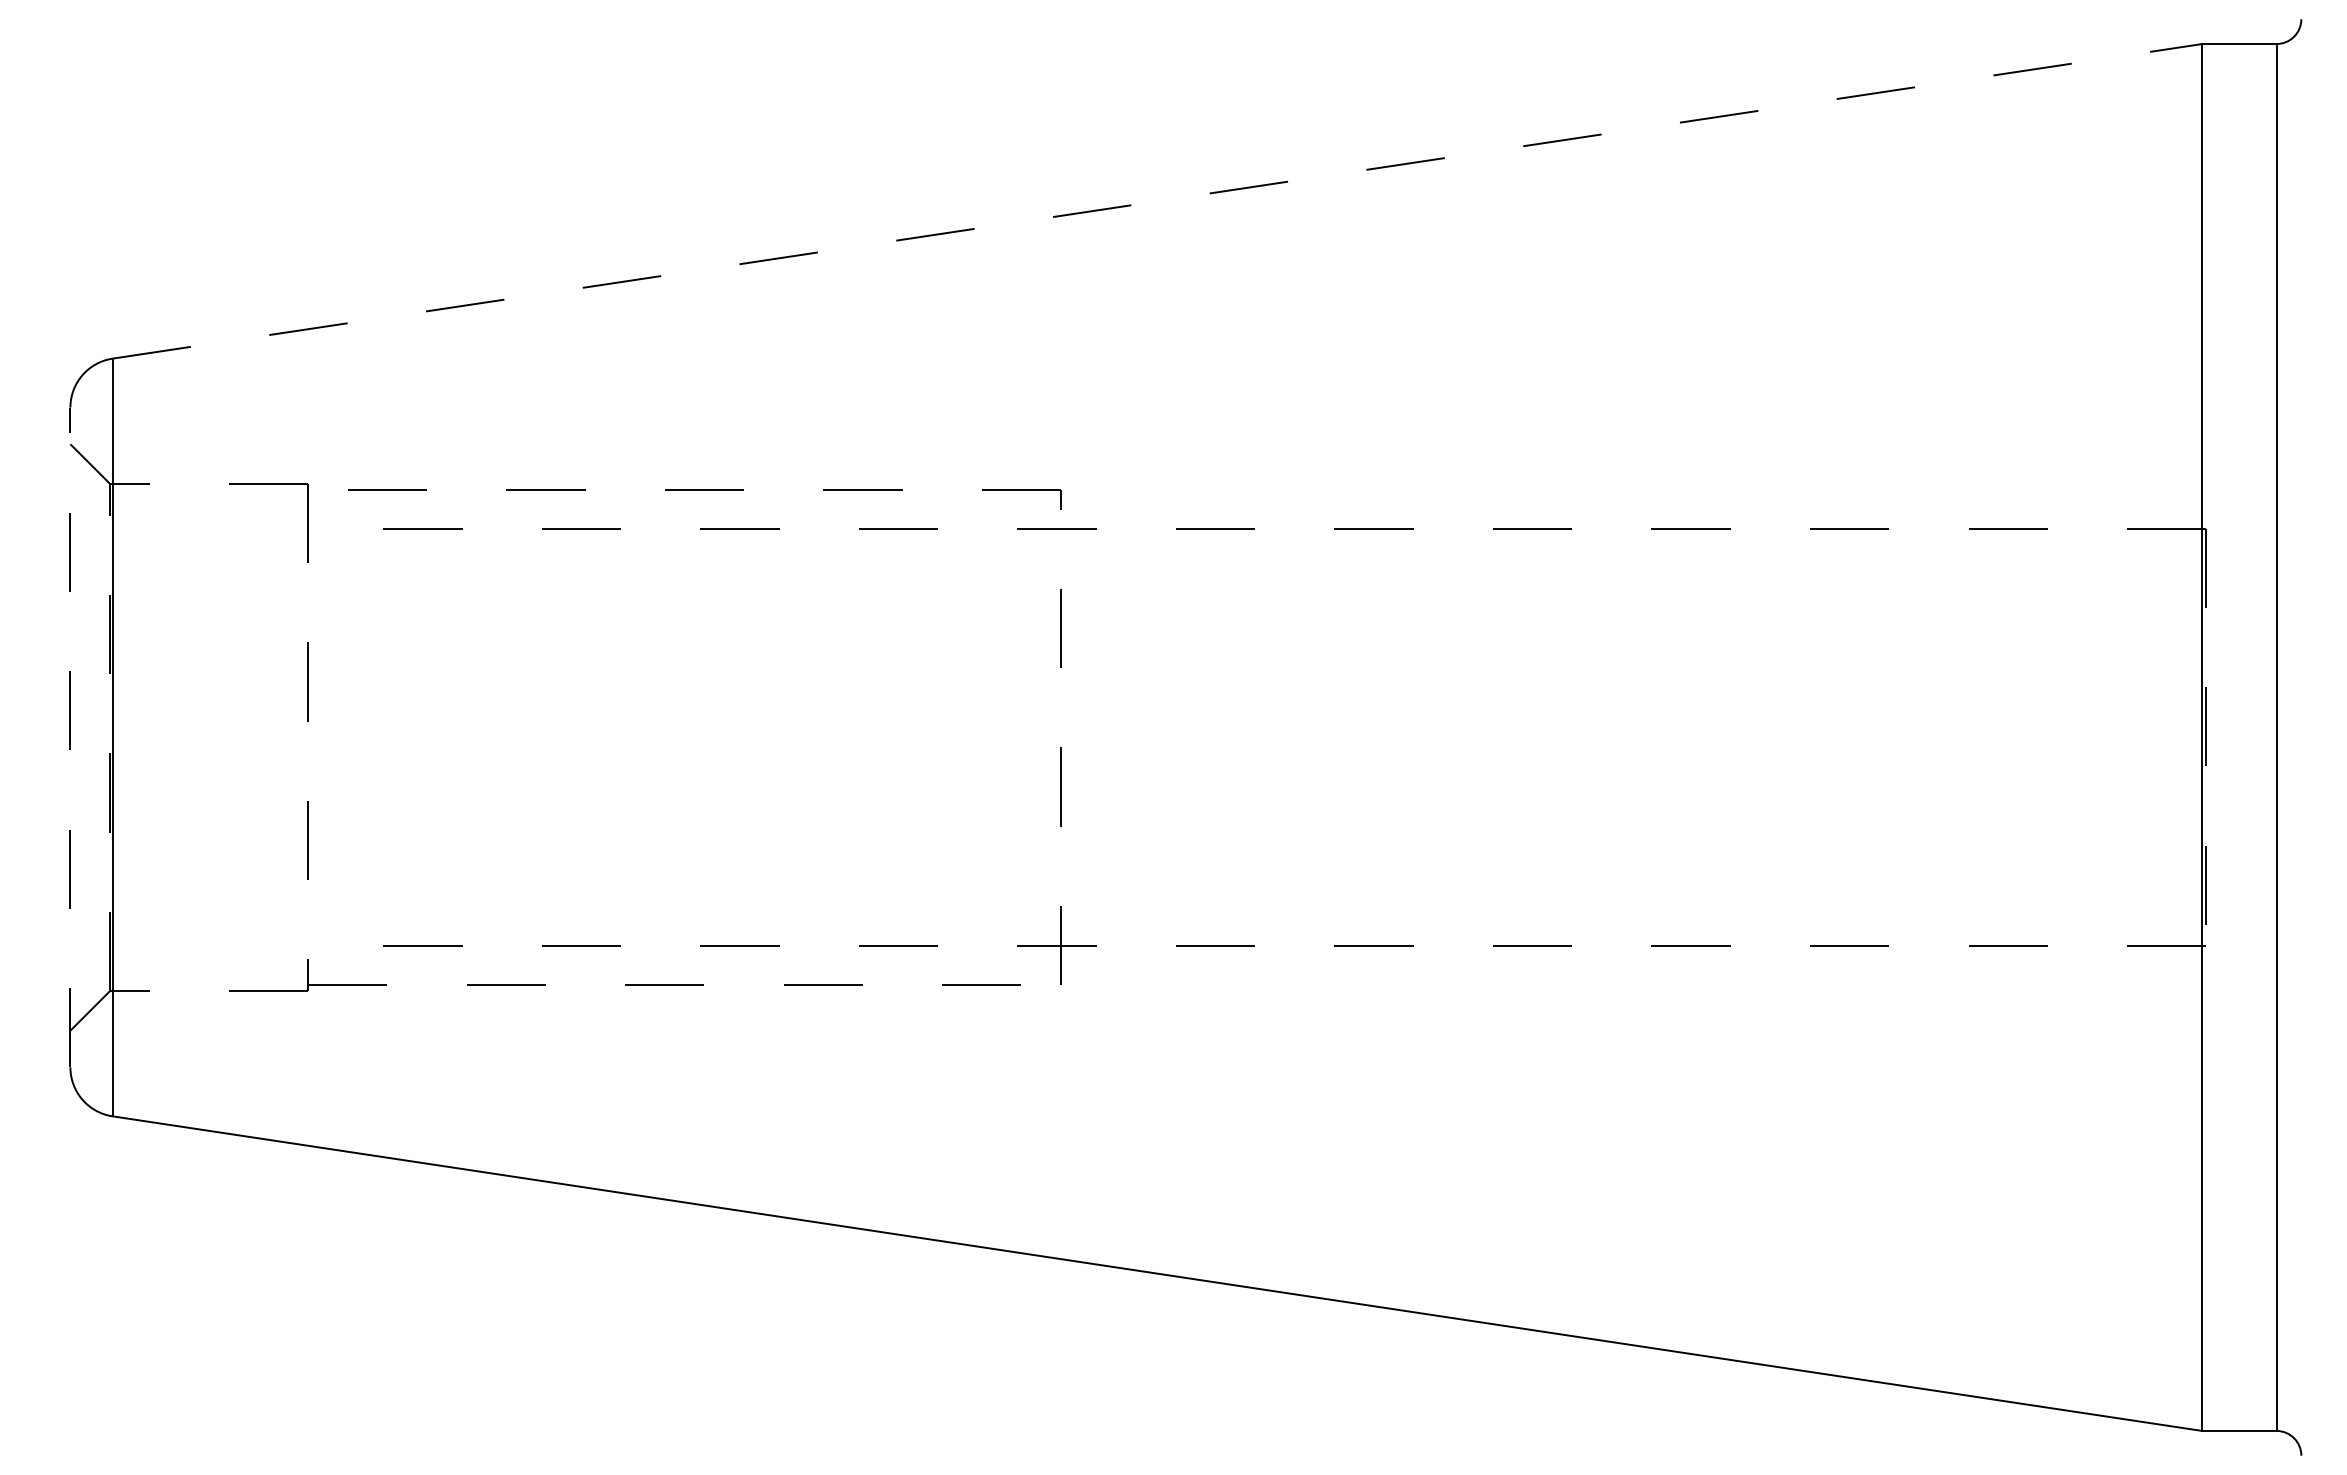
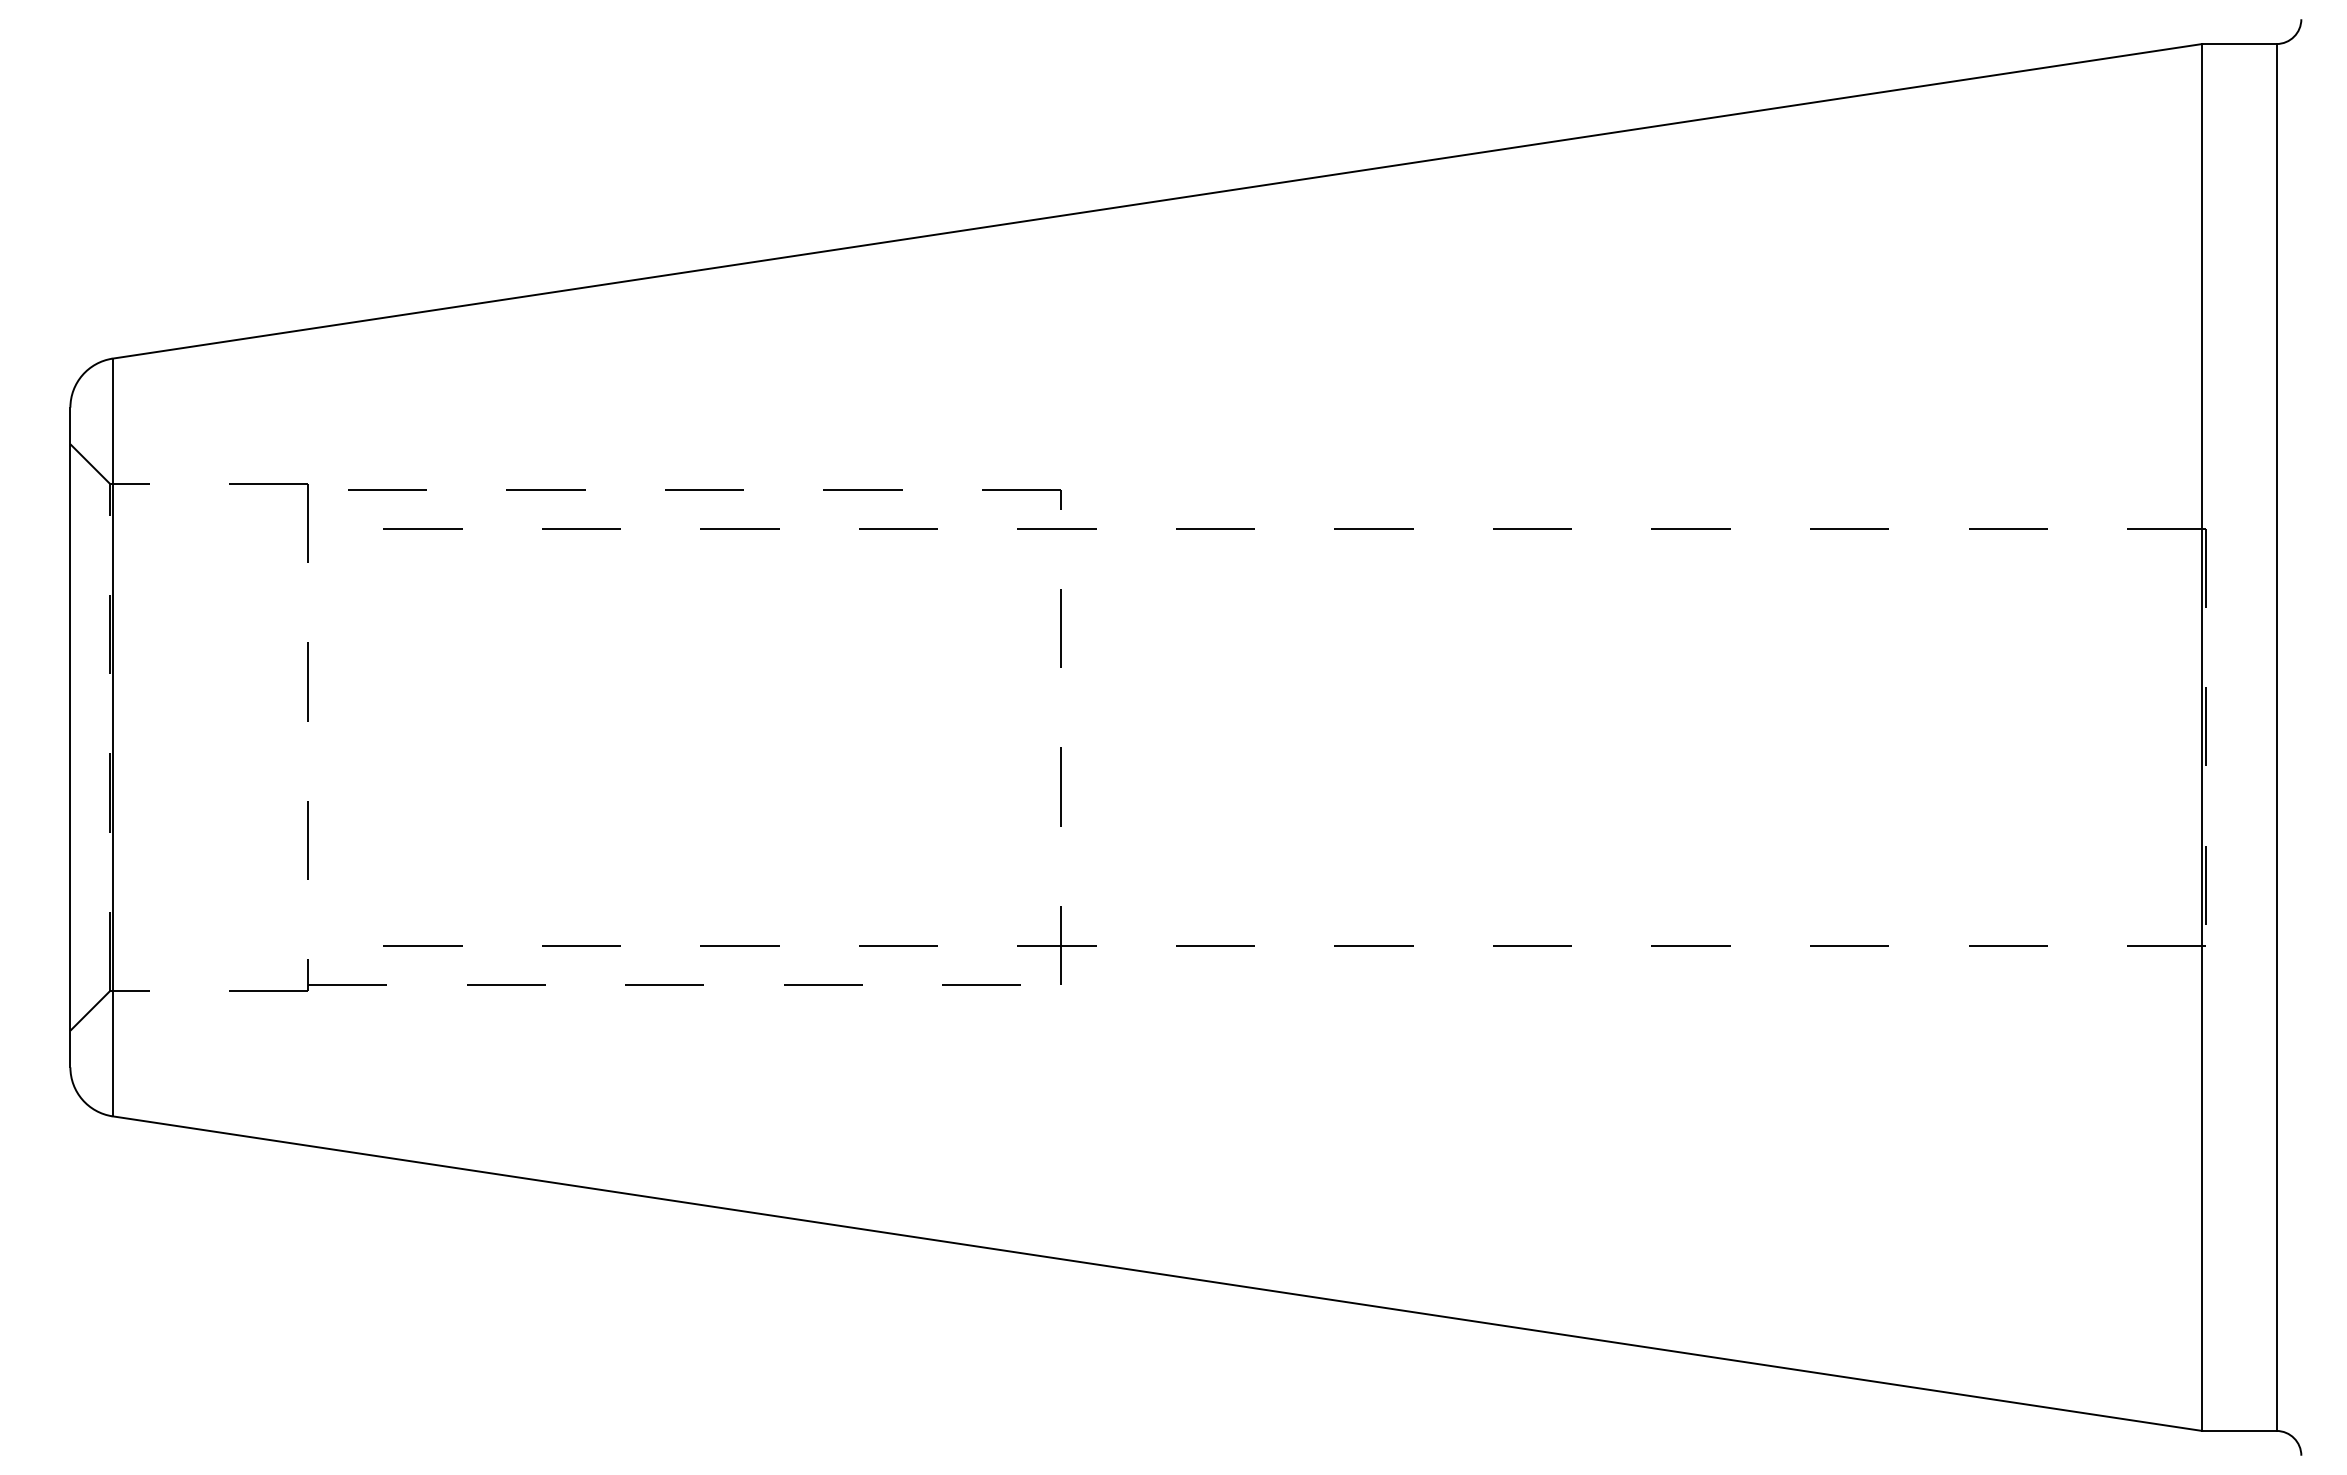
line: dashed -> solid (1157, 201)
line: dashed -> solid (70, 737)
